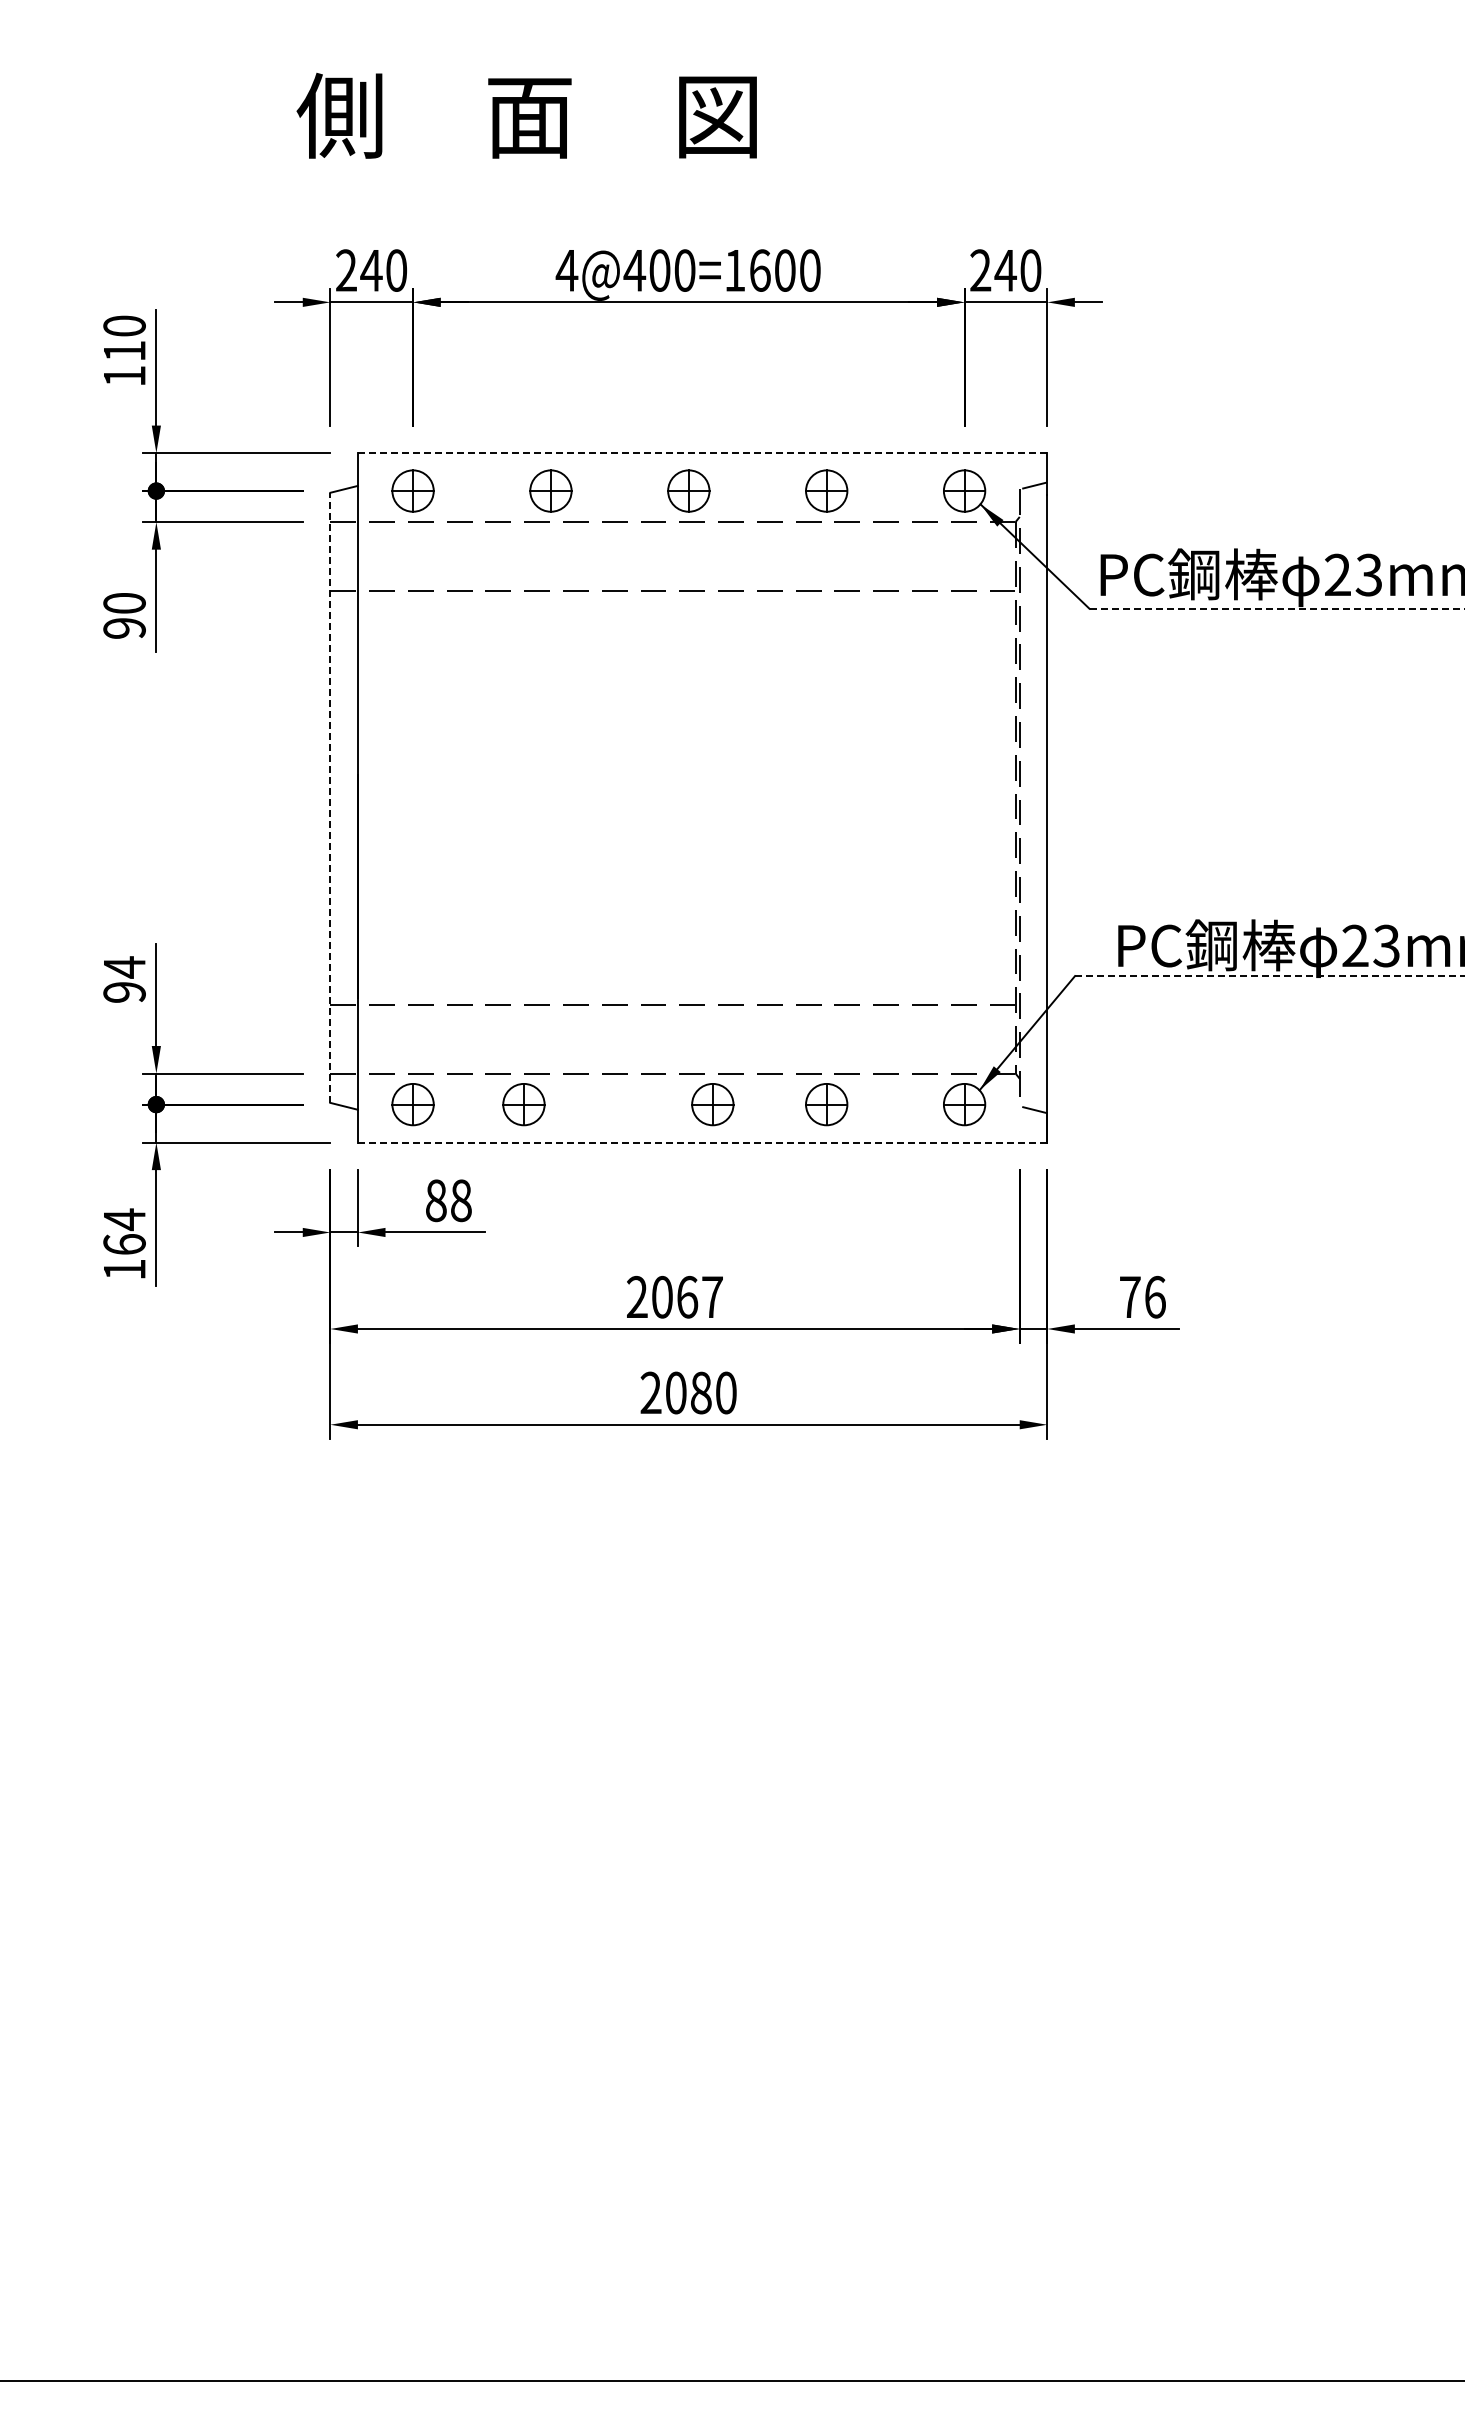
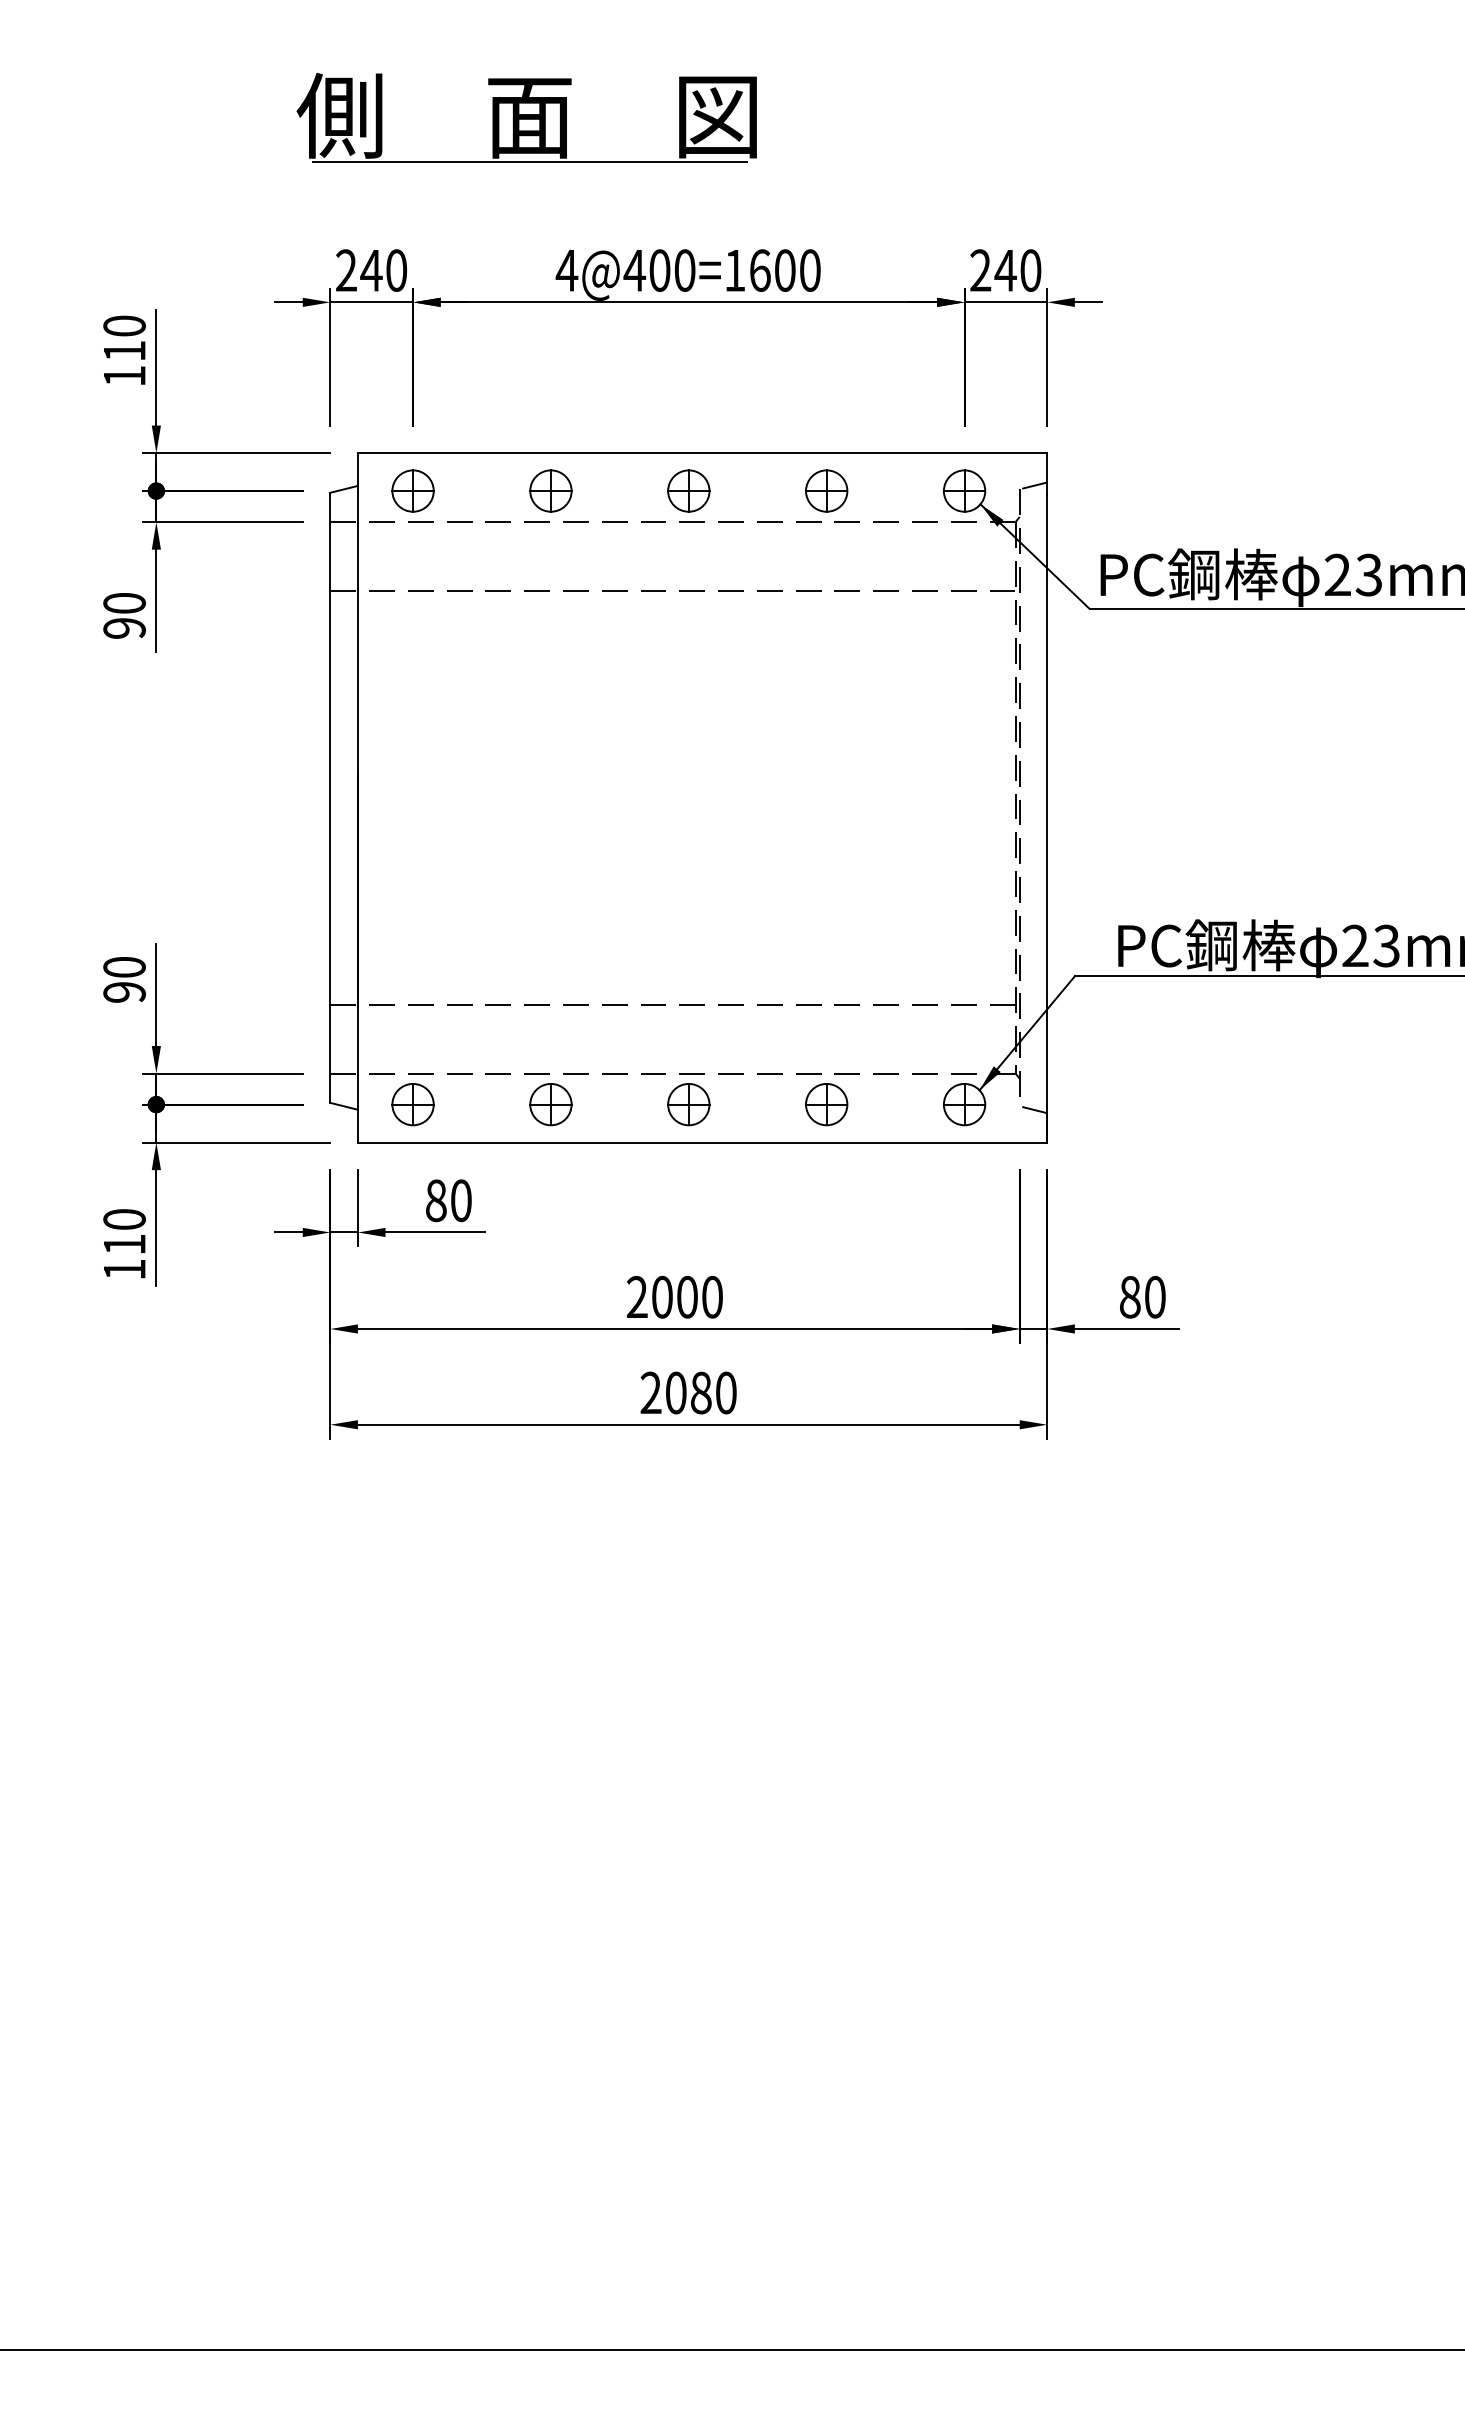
line: none -> present (529, 161)
line: dashed -> solid (702, 453)
line: dashed -> solid (1277, 608)
line: dashed -> solid (330, 797)
text: 94 -> 90 (124, 967)
line: dashed -> solid (1269, 976)
part position: (523, 1104) -> (550, 1104) (550, 1104)
part position: (712, 1104) -> (688, 1104) (688, 1104)
line: dashed -> solid (702, 1142)
text: 88 -> 80 (461, 1200)
text: 164 -> 110 (124, 1231)
text: 2067 -> 2000 (699, 1296)
text: 76 -> 80 (1142, 1296)
line position: (731, 2381) -> (731, 2350) (731, 2350)
